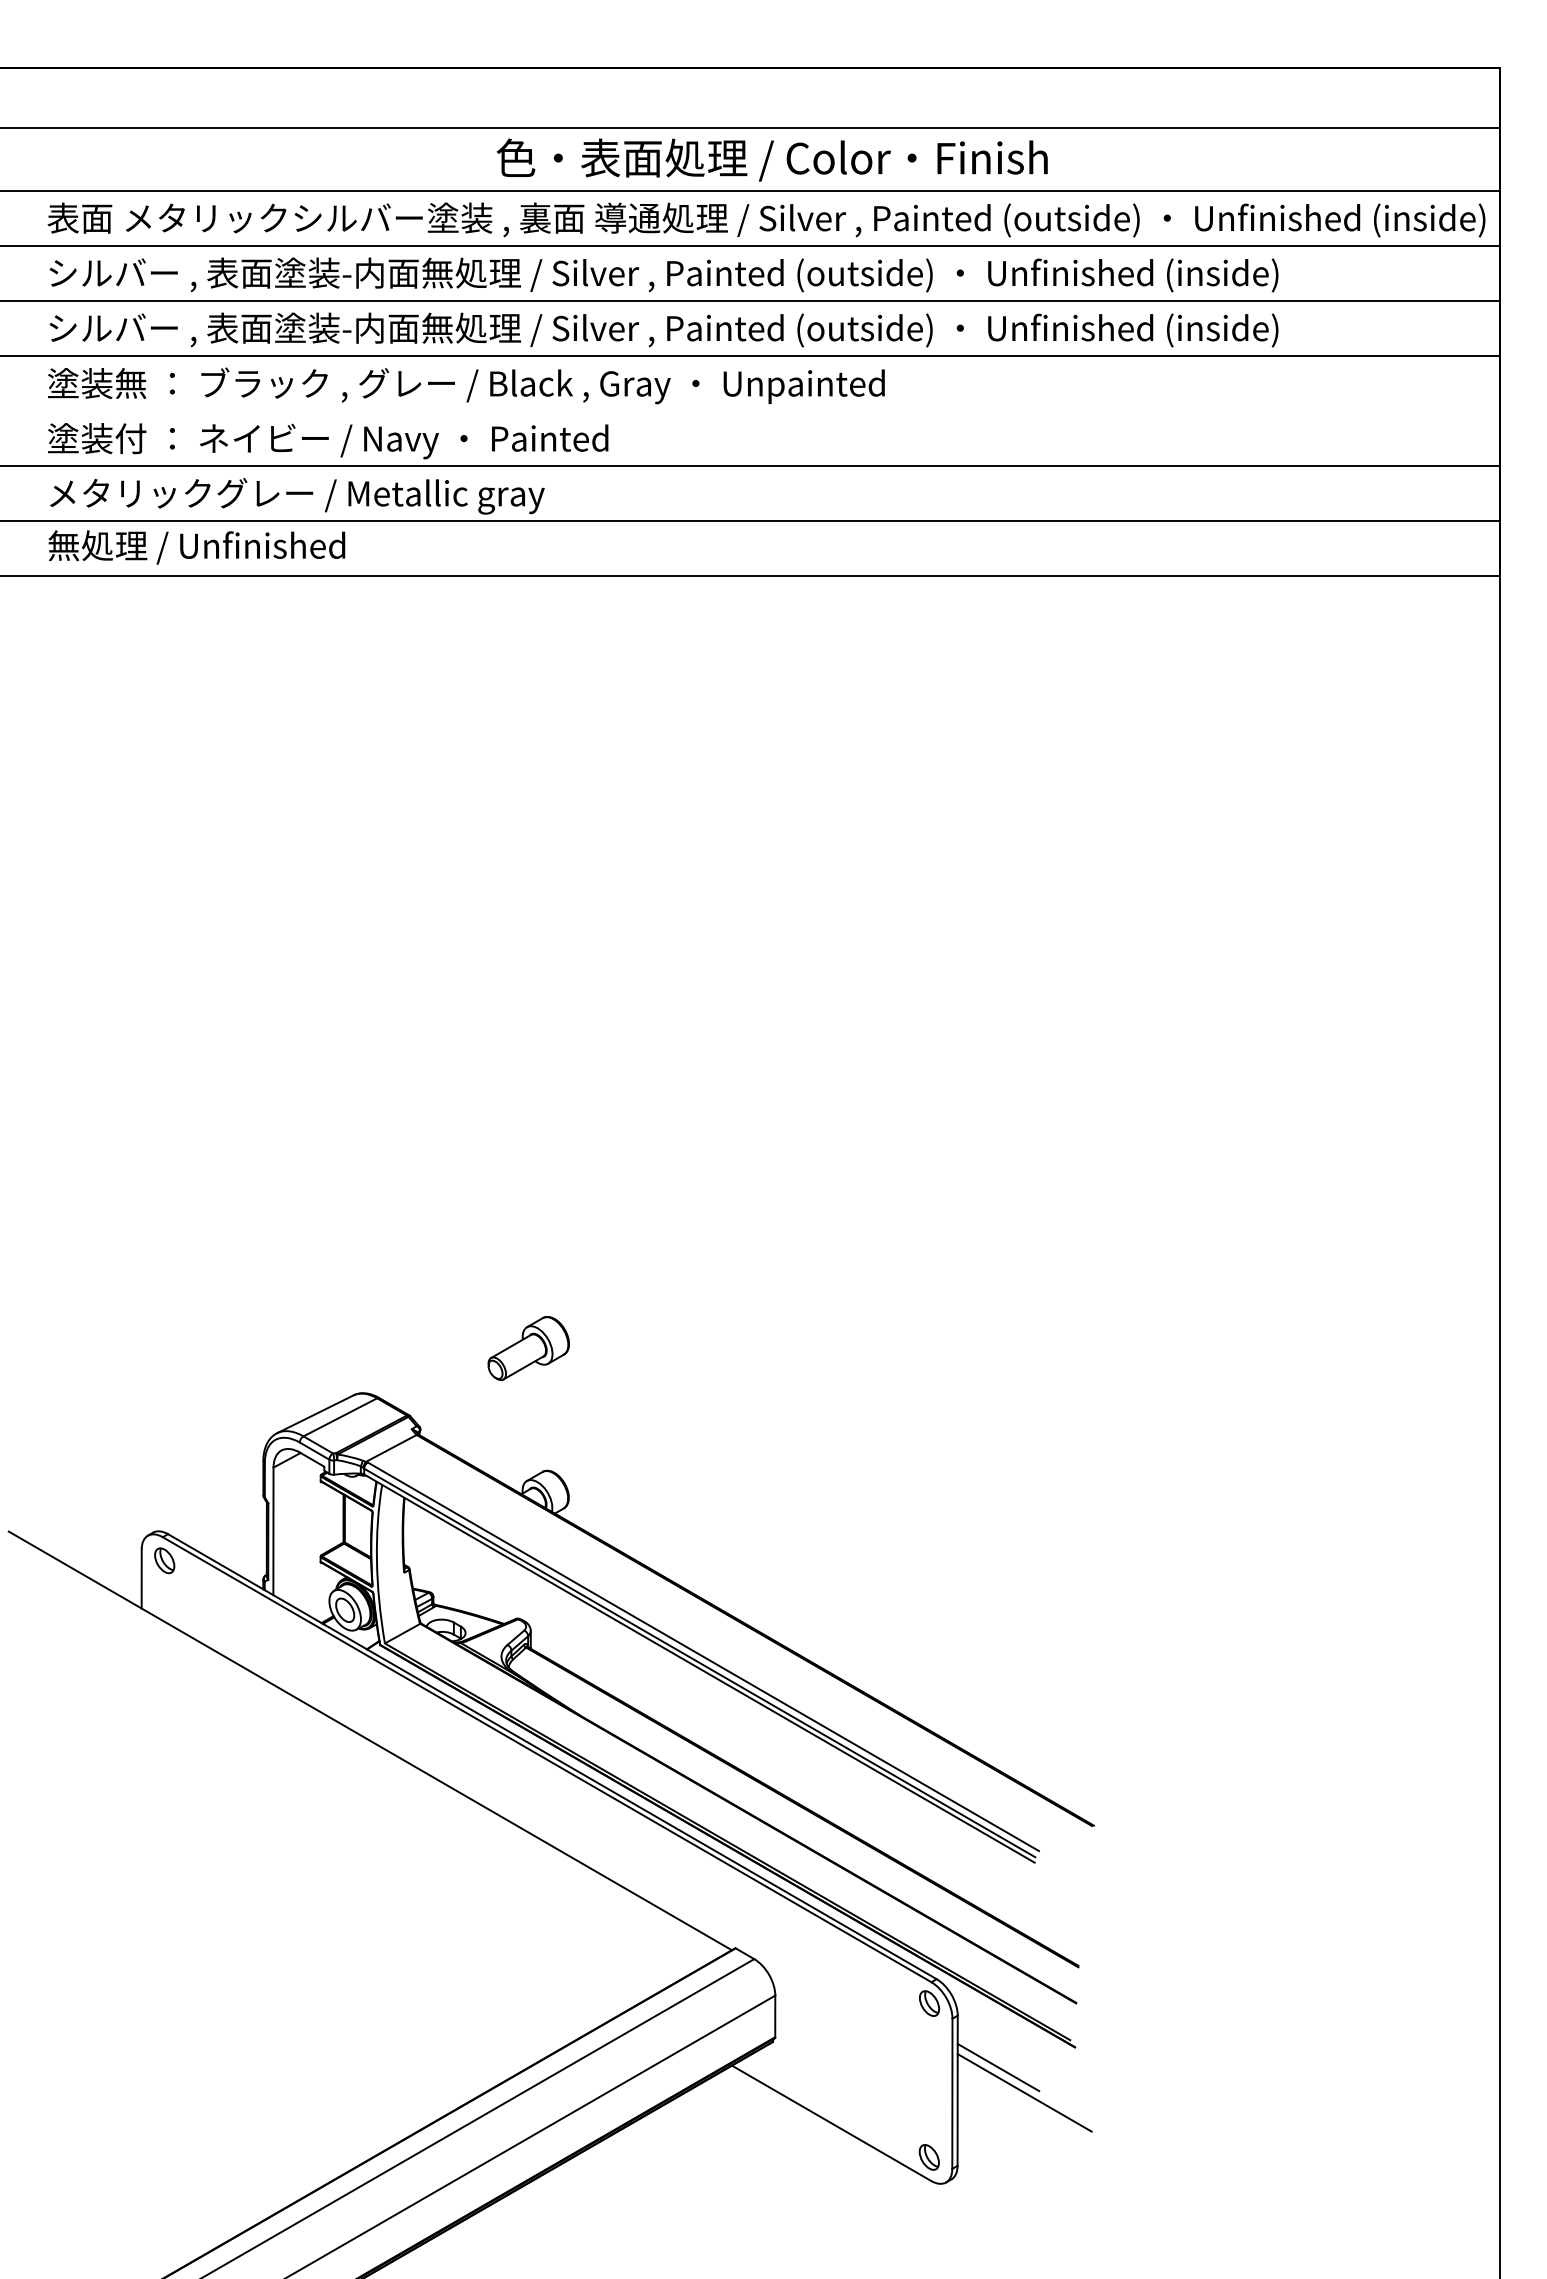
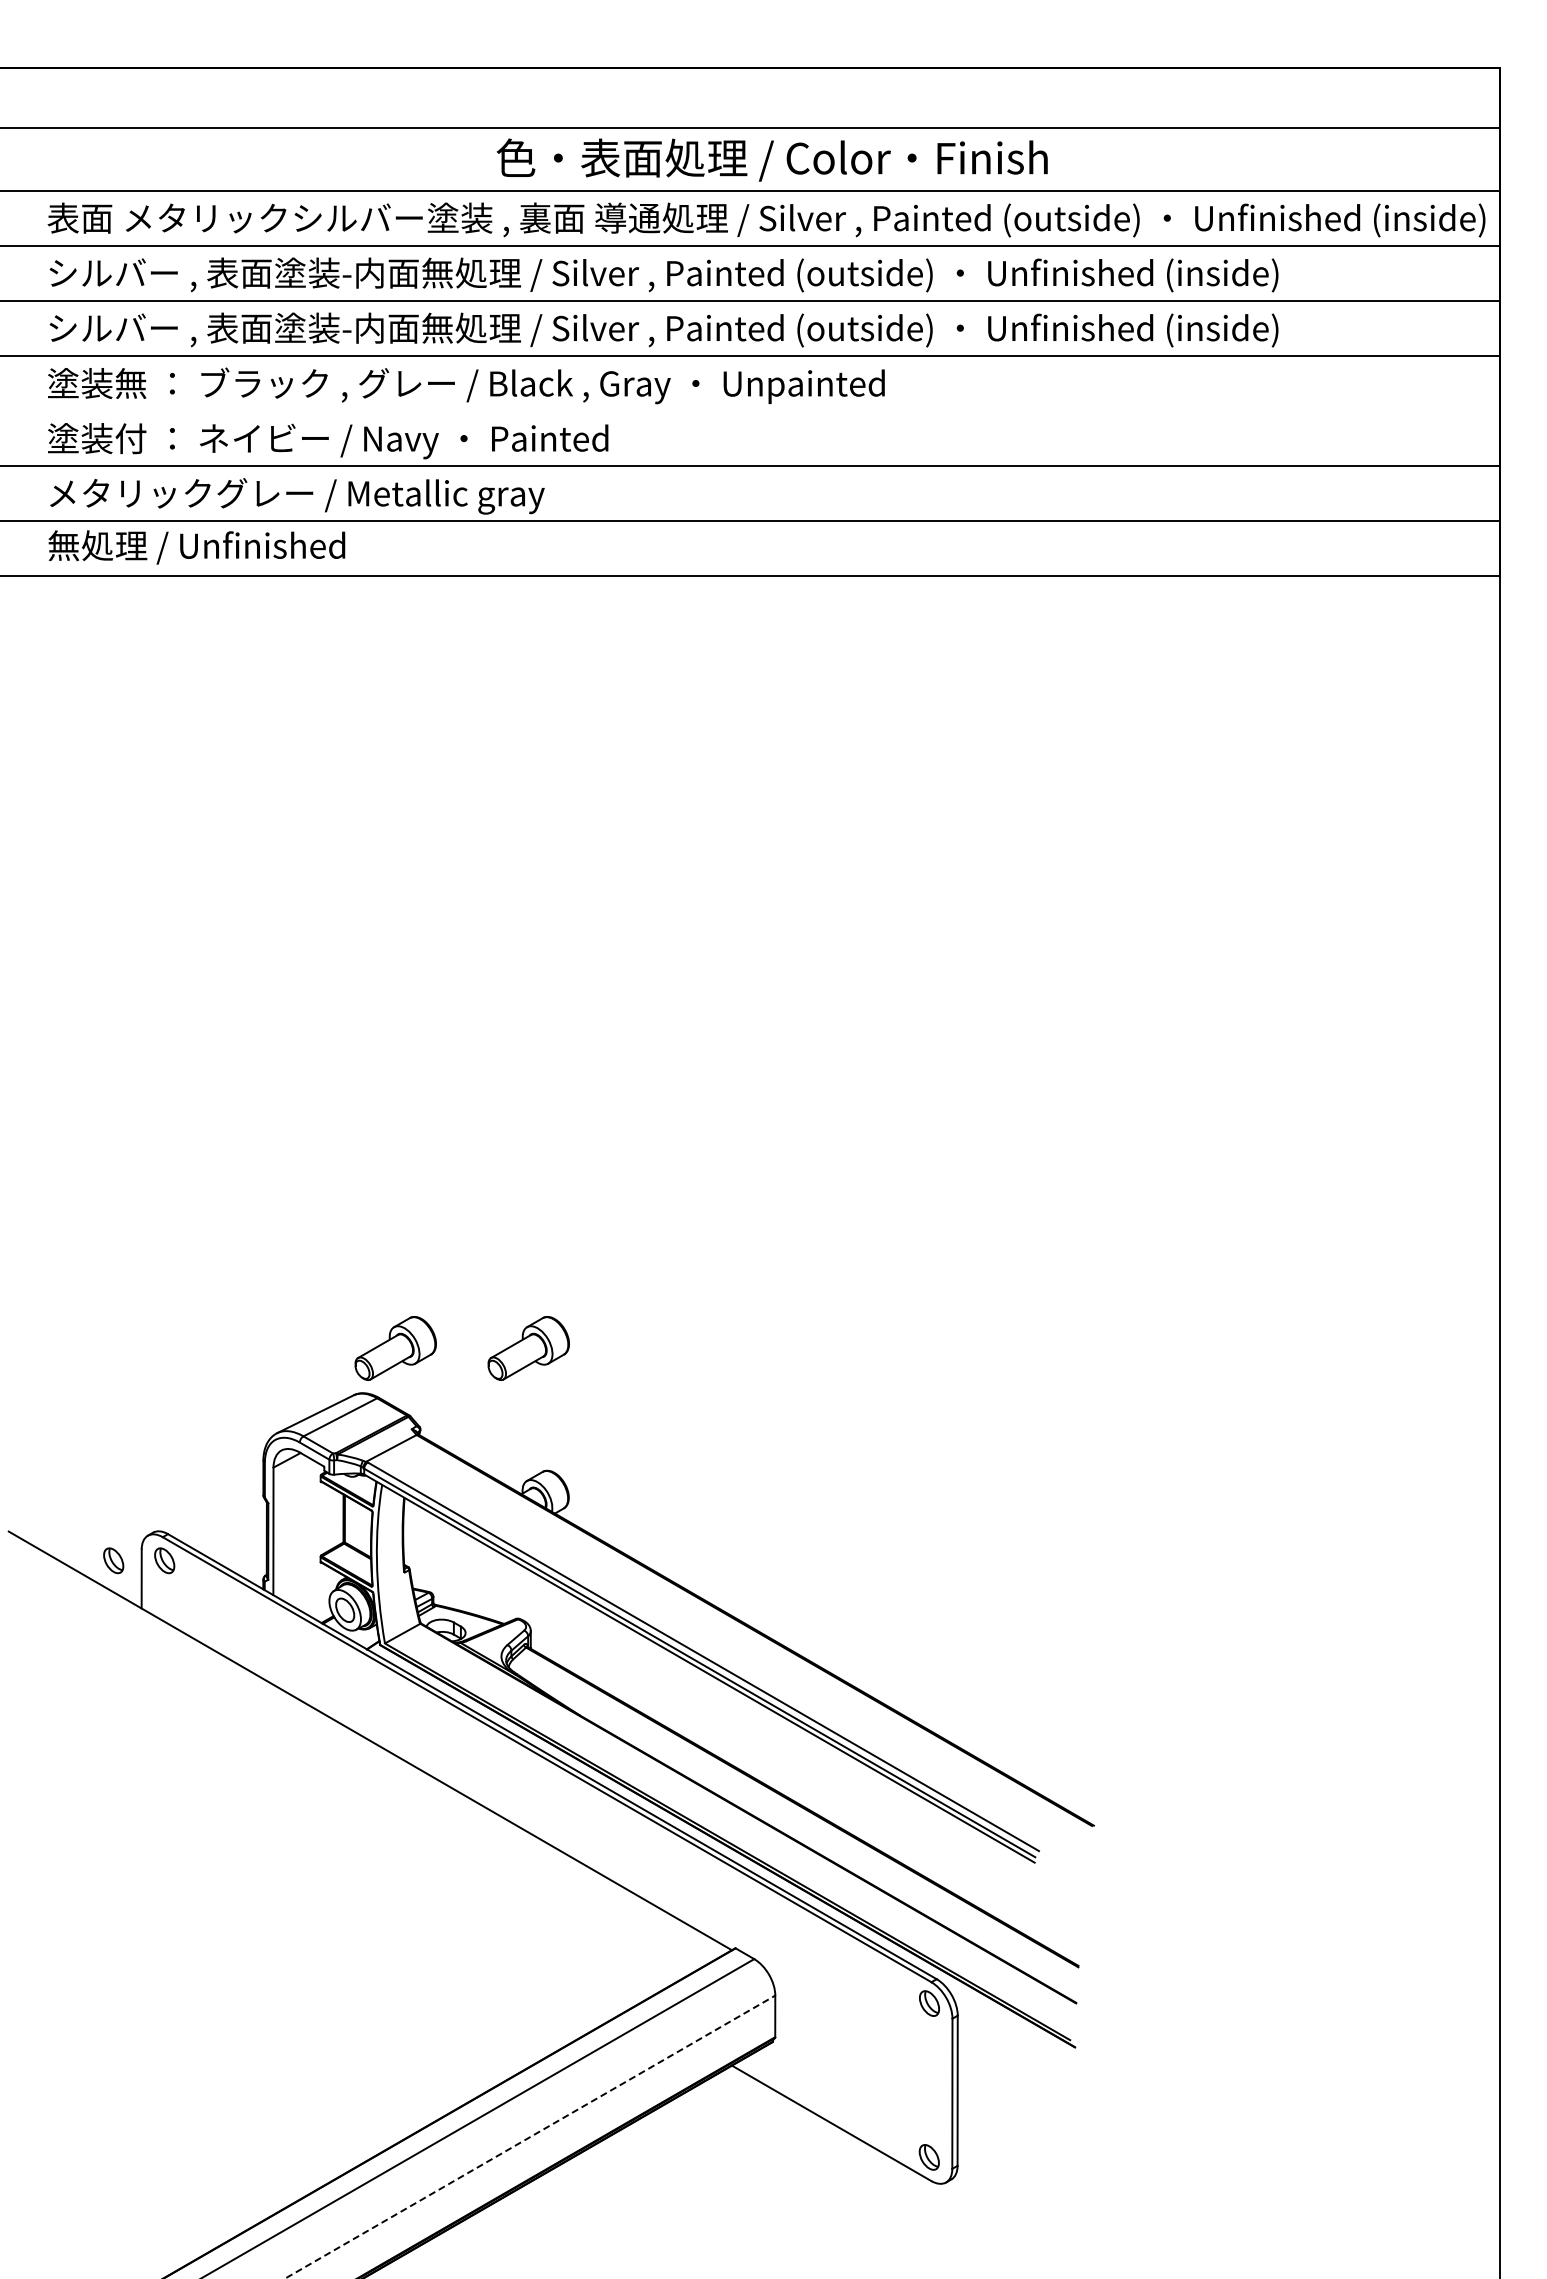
part: none -> present (395, 1348)
part: none -> present (113, 1560)
line: present -> none (998, 2067)
line: present -> none (1024, 2092)
line: solid -> dashed (530, 2137)
